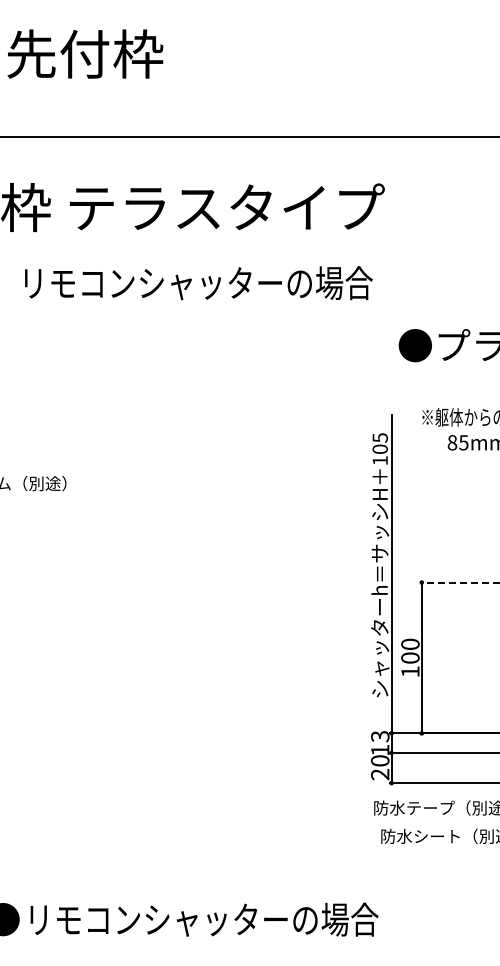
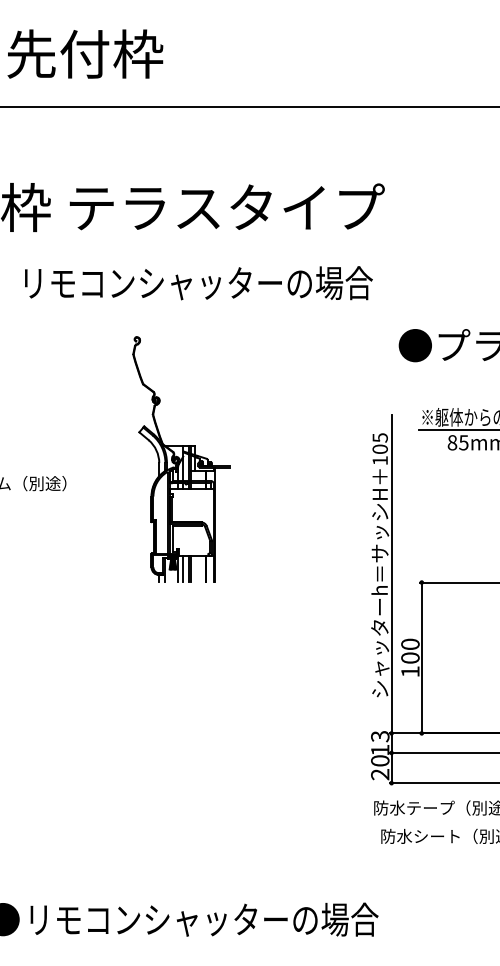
line position: (249, 137) -> (249, 107) (249, 107)
line: none -> present (457, 430)
part: none -> present (181, 459)
line: dashed -> solid (459, 582)
